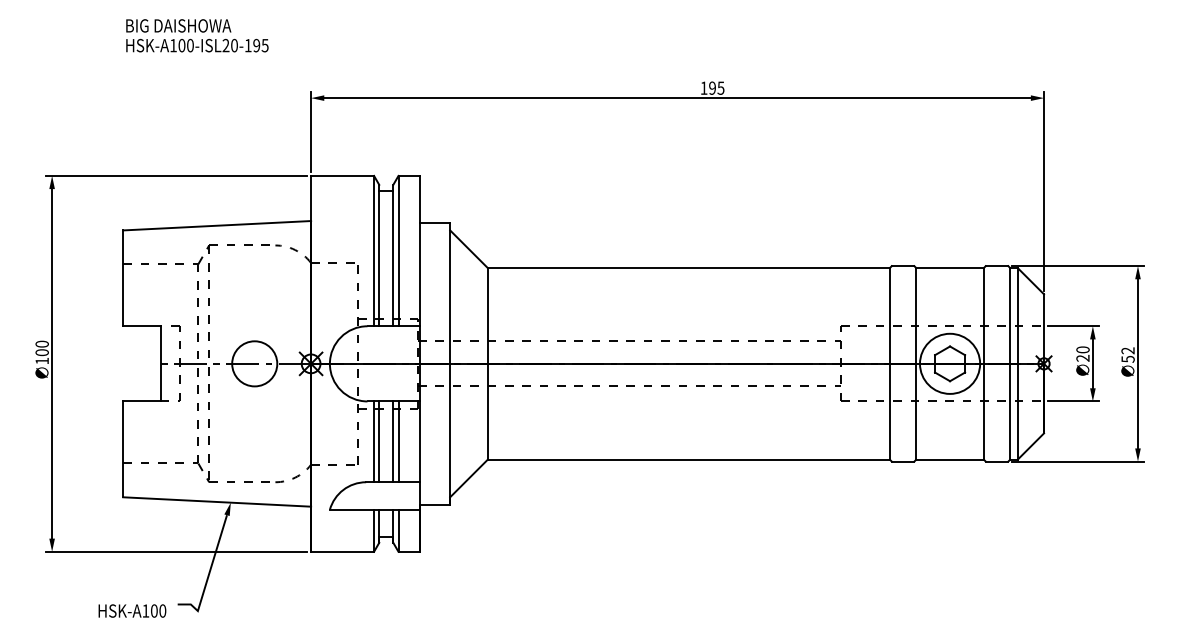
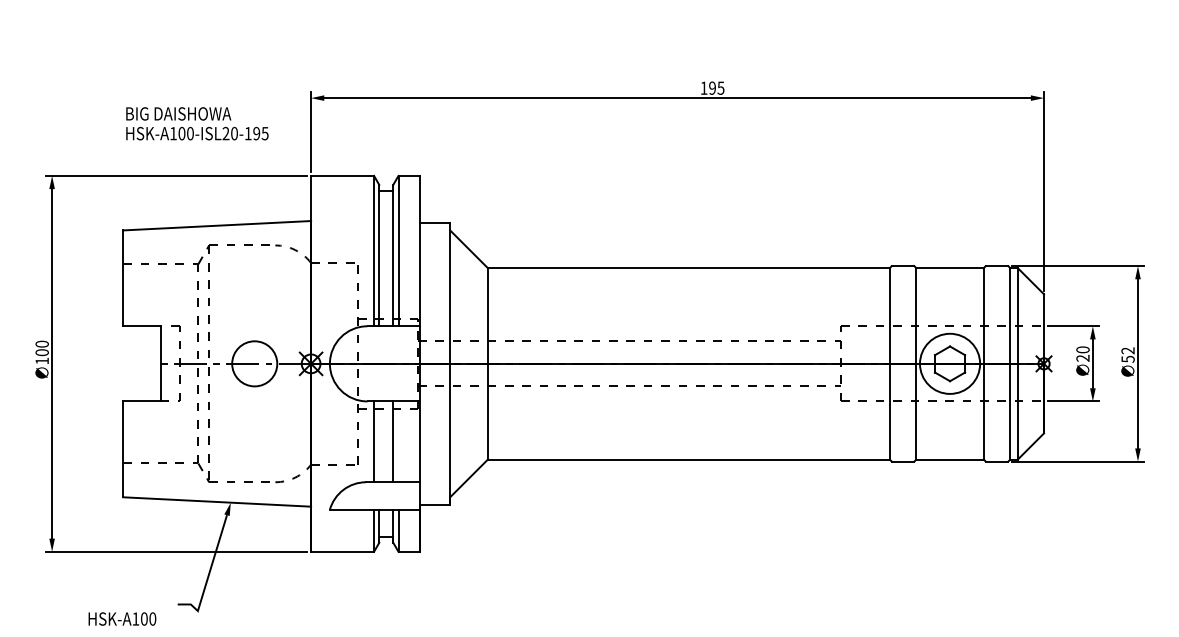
text position: (197, 35) -> (197, 123) (197, 123)
line: present -> none (379, 441)
line: present -> none (398, 441)
text position: (132, 610) -> (122, 618) (122, 618)
